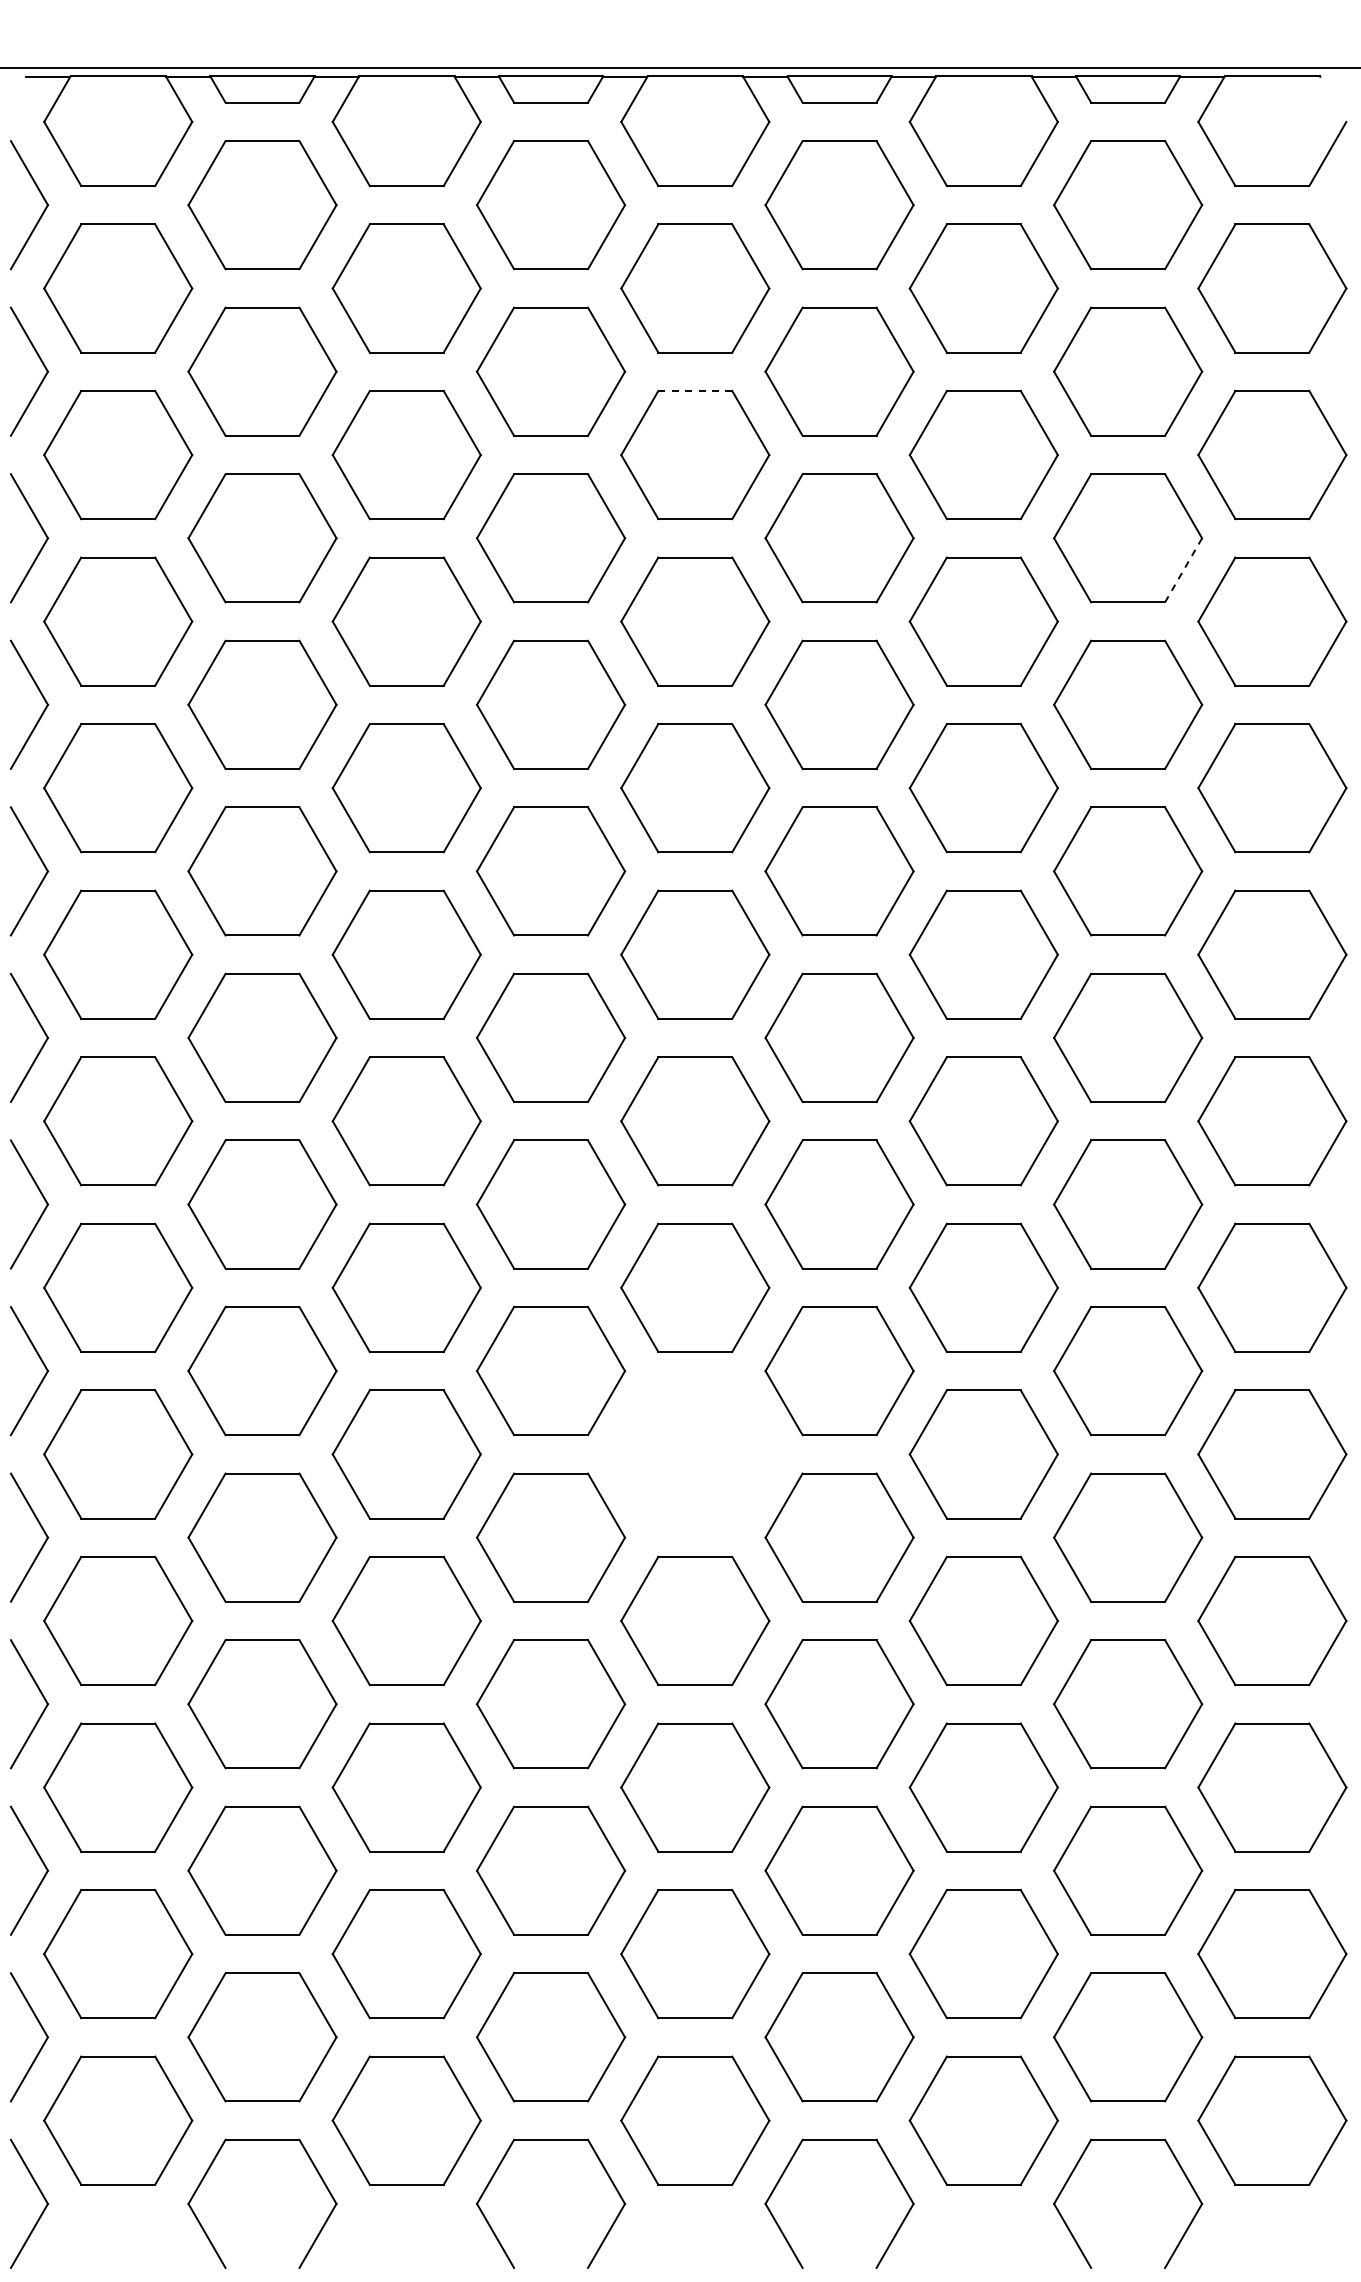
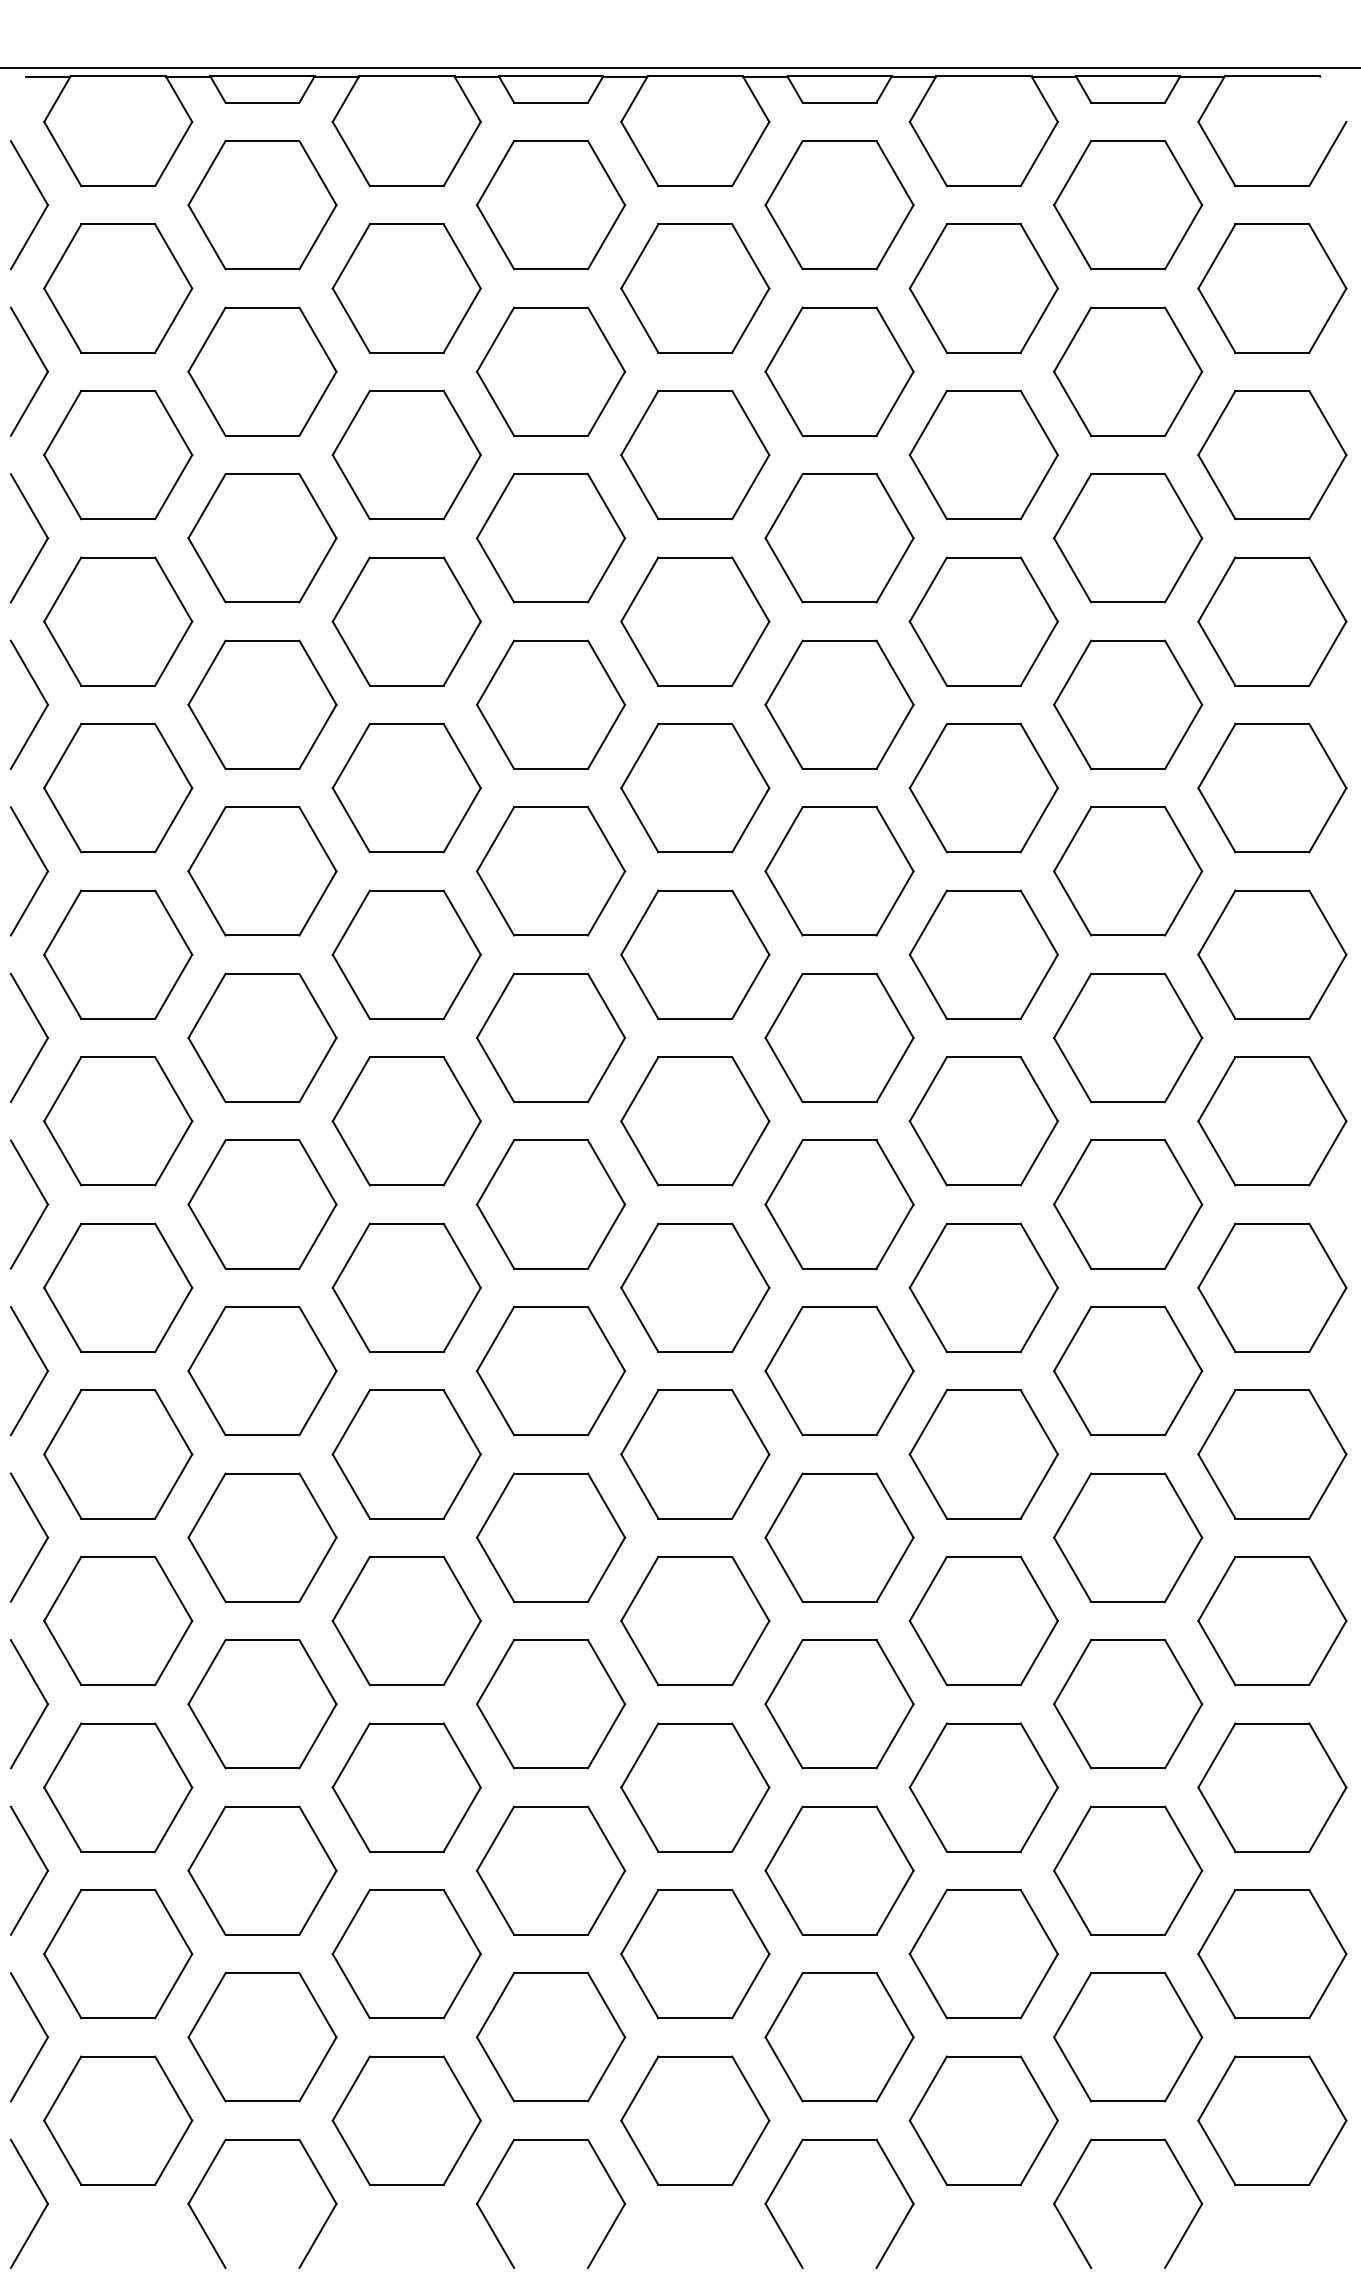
line: dashed -> solid (695, 391)
line: dashed -> solid (1183, 570)
part: none -> present (695, 1454)
